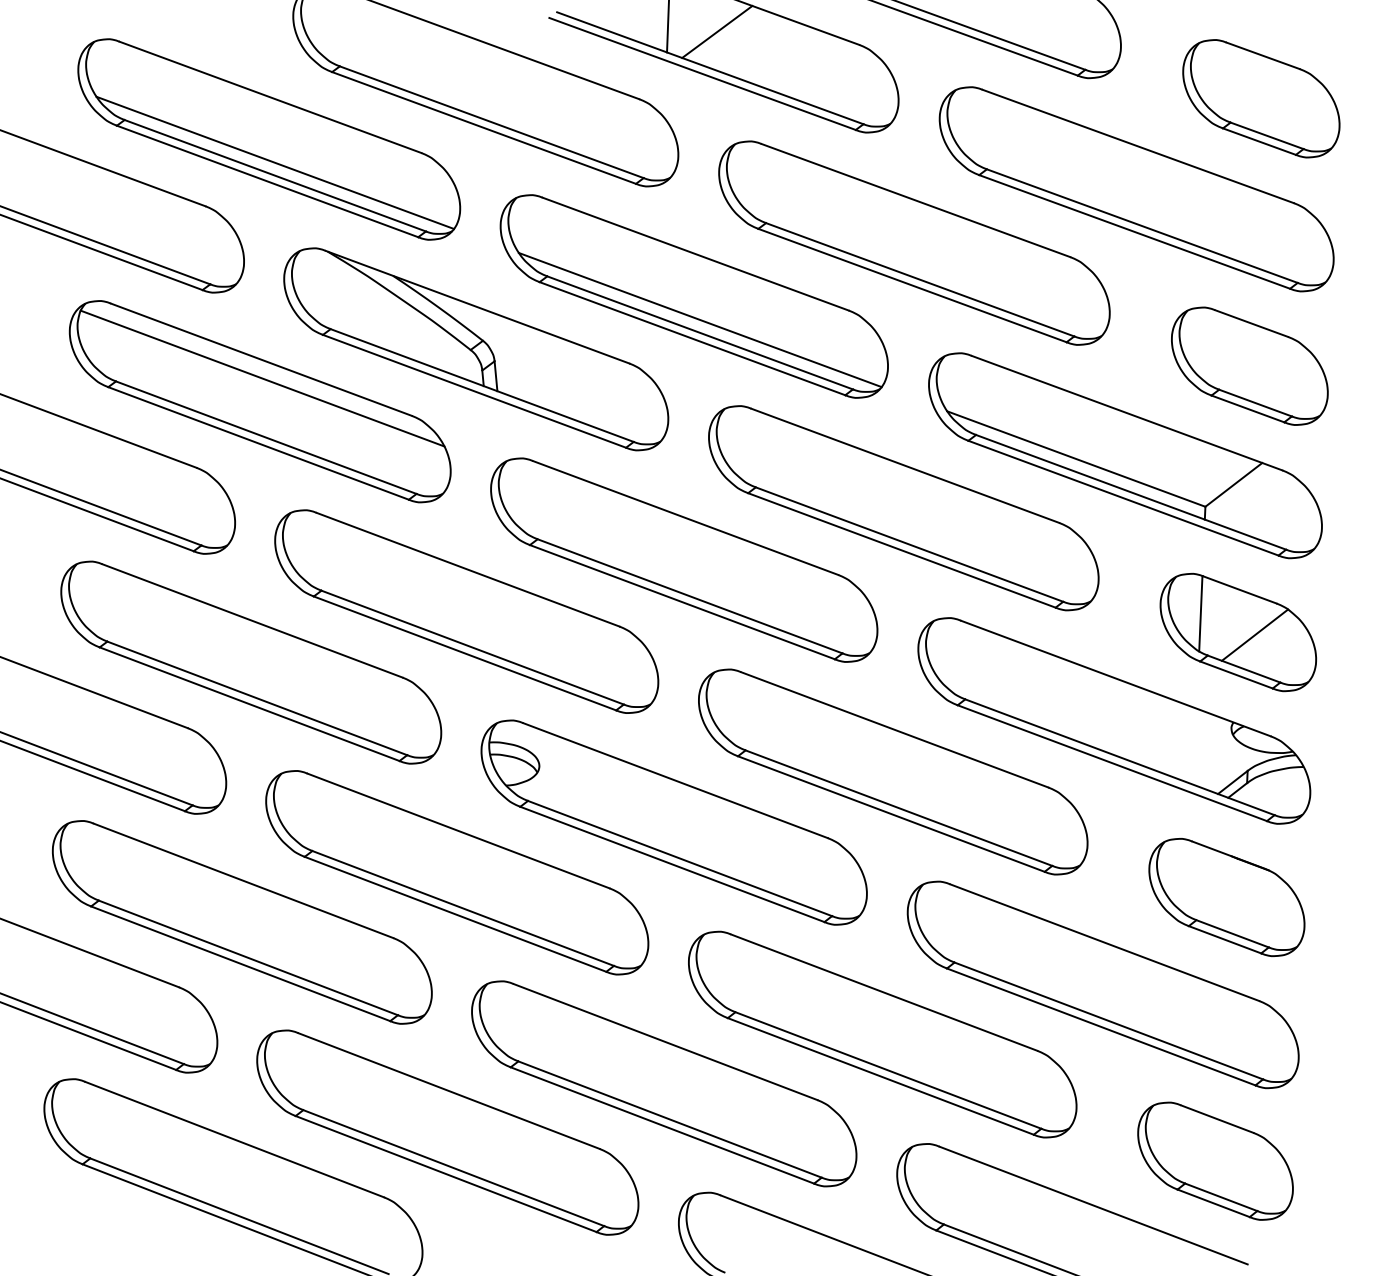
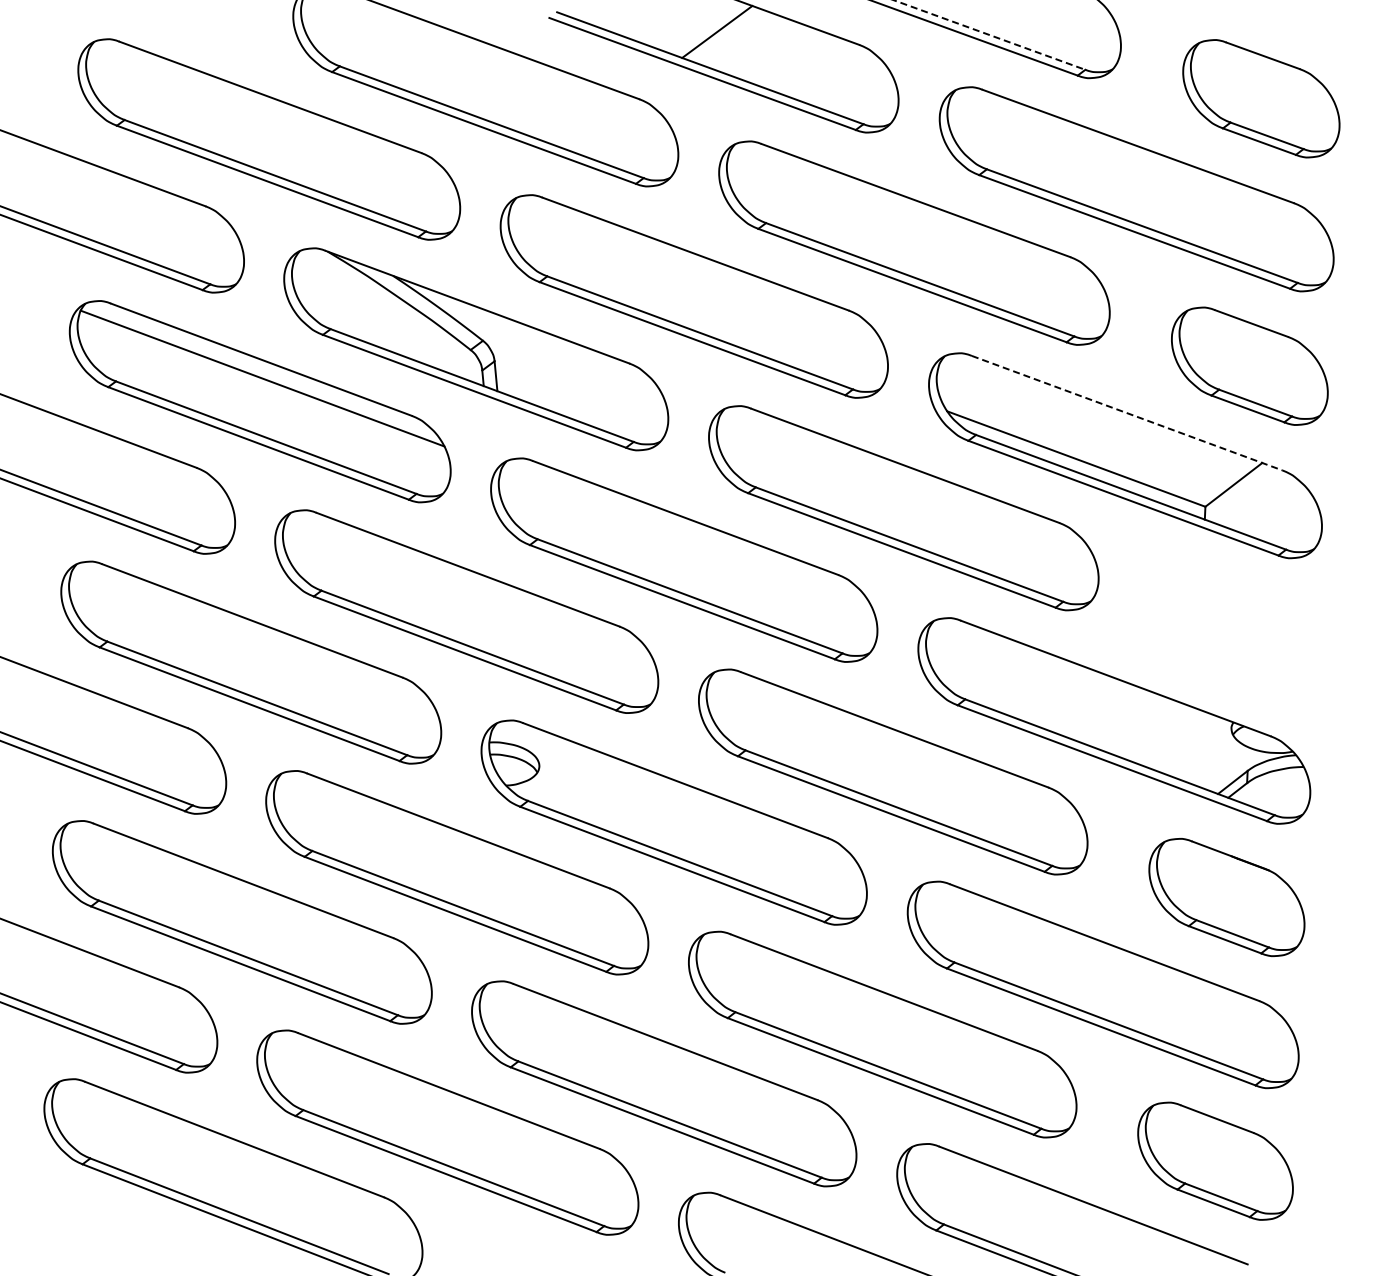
line: present -> none (667, 27)
line: solid -> dashed (989, 35)
line: present -> none (275, 162)
line: present -> none (699, 319)
line: solid -> dashed (1127, 413)
part: present -> none (1237, 632)
